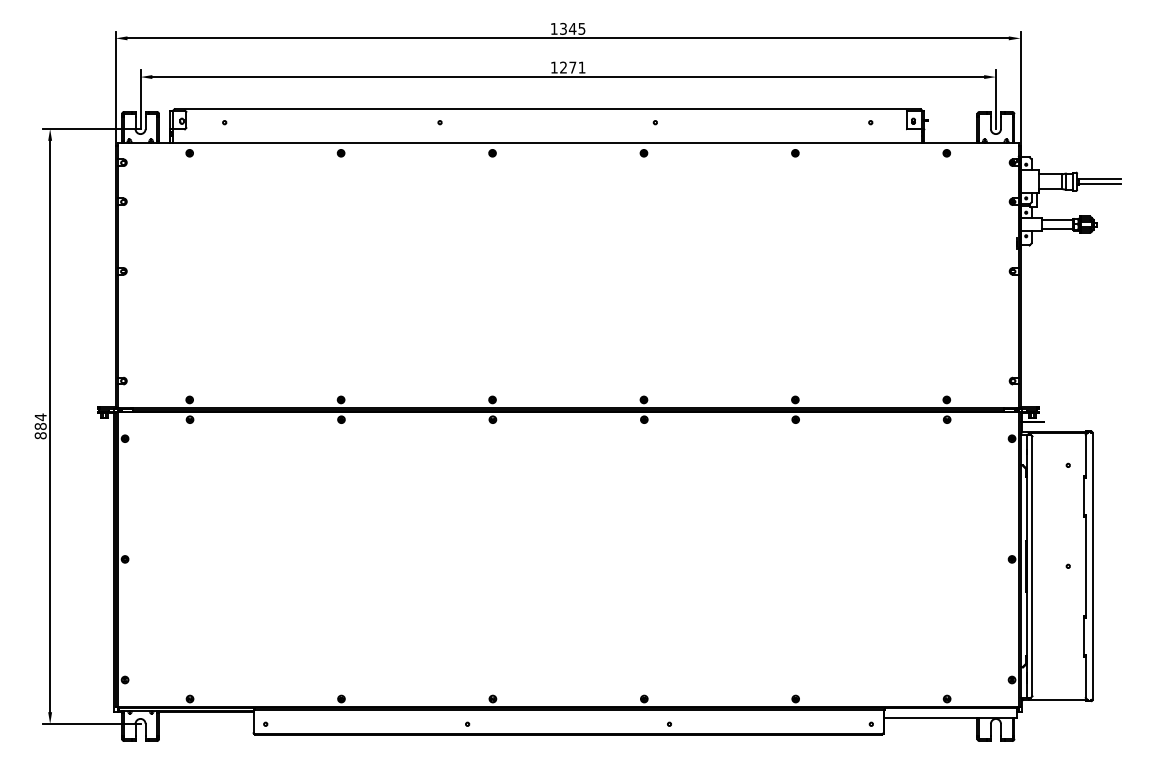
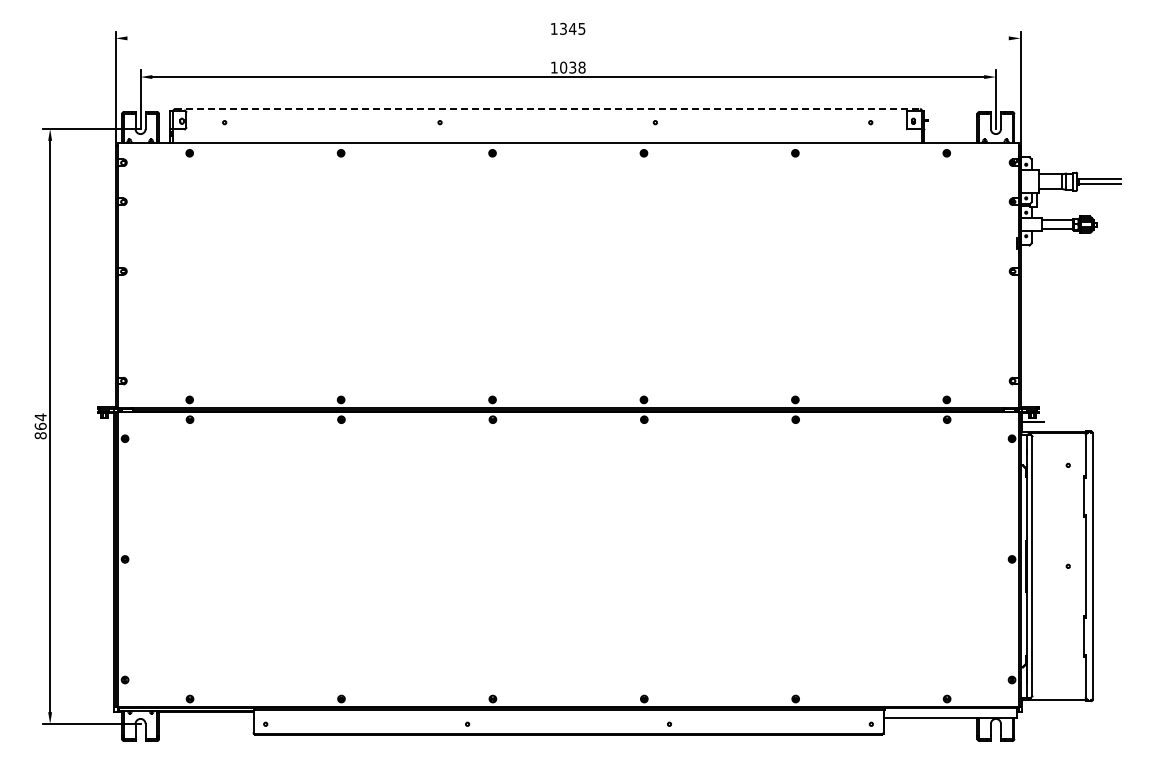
line: present -> none (567, 38)
text: 1271 -> 1038 (572, 67)
line: solid -> dashed (548, 109)
text: 884 -> 864 (40, 426)
